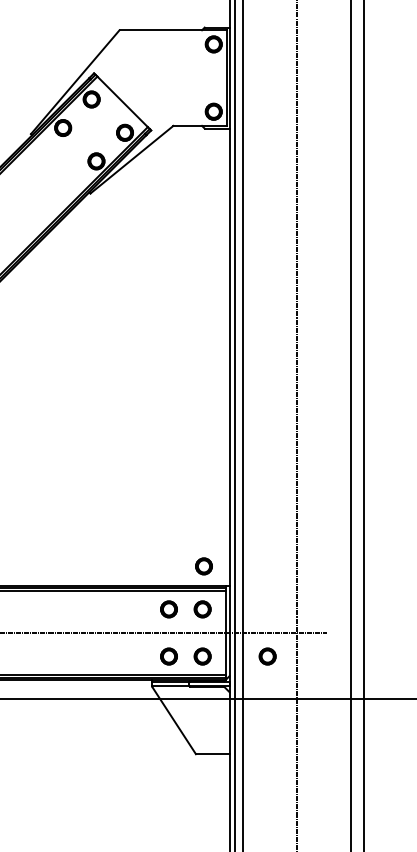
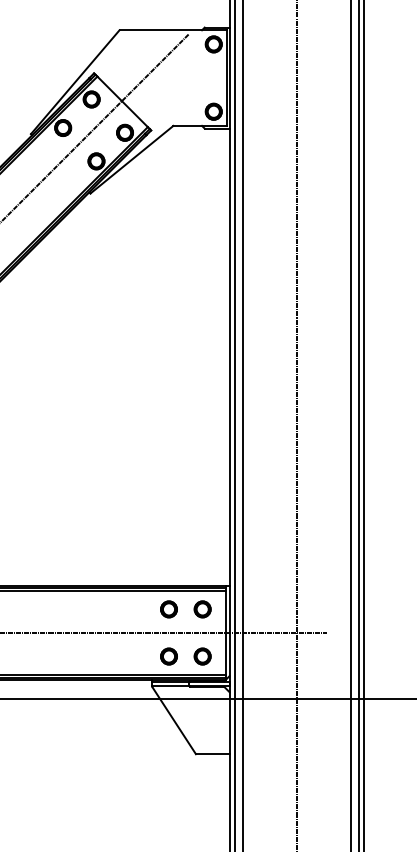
line: none -> present (95, 127)
line: none -> present (358, 425)
part: present -> none (203, 566)
part: present -> none (267, 656)
